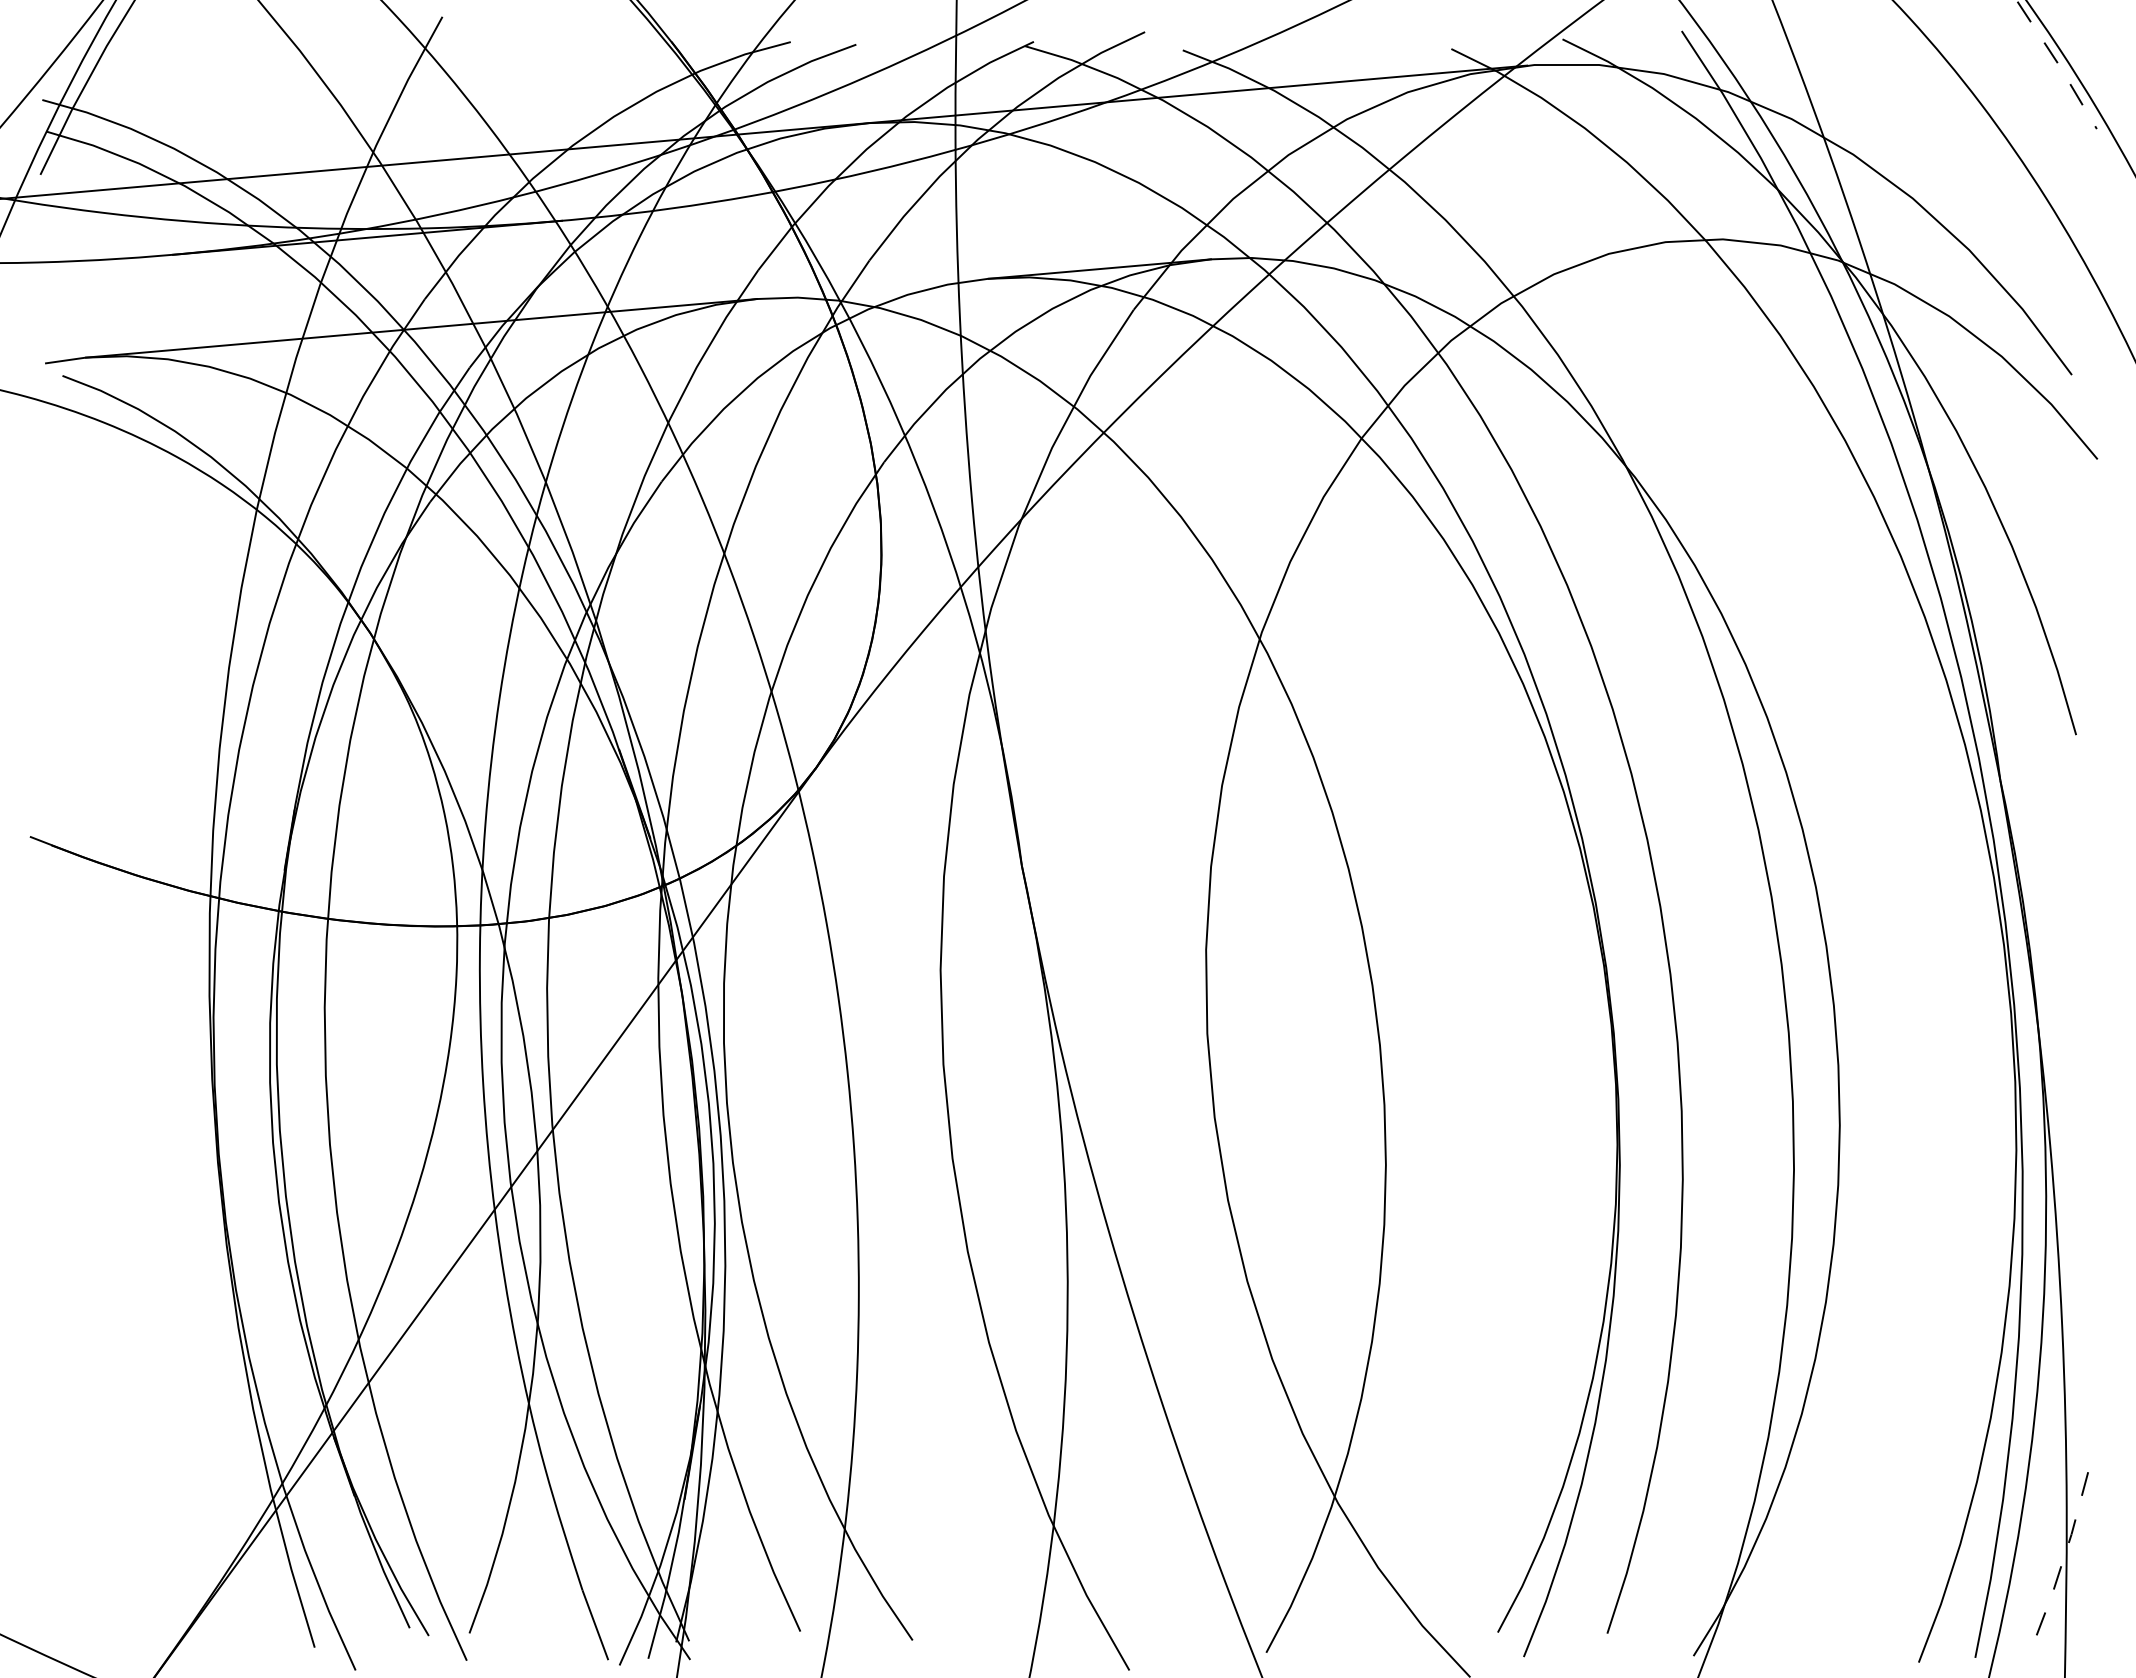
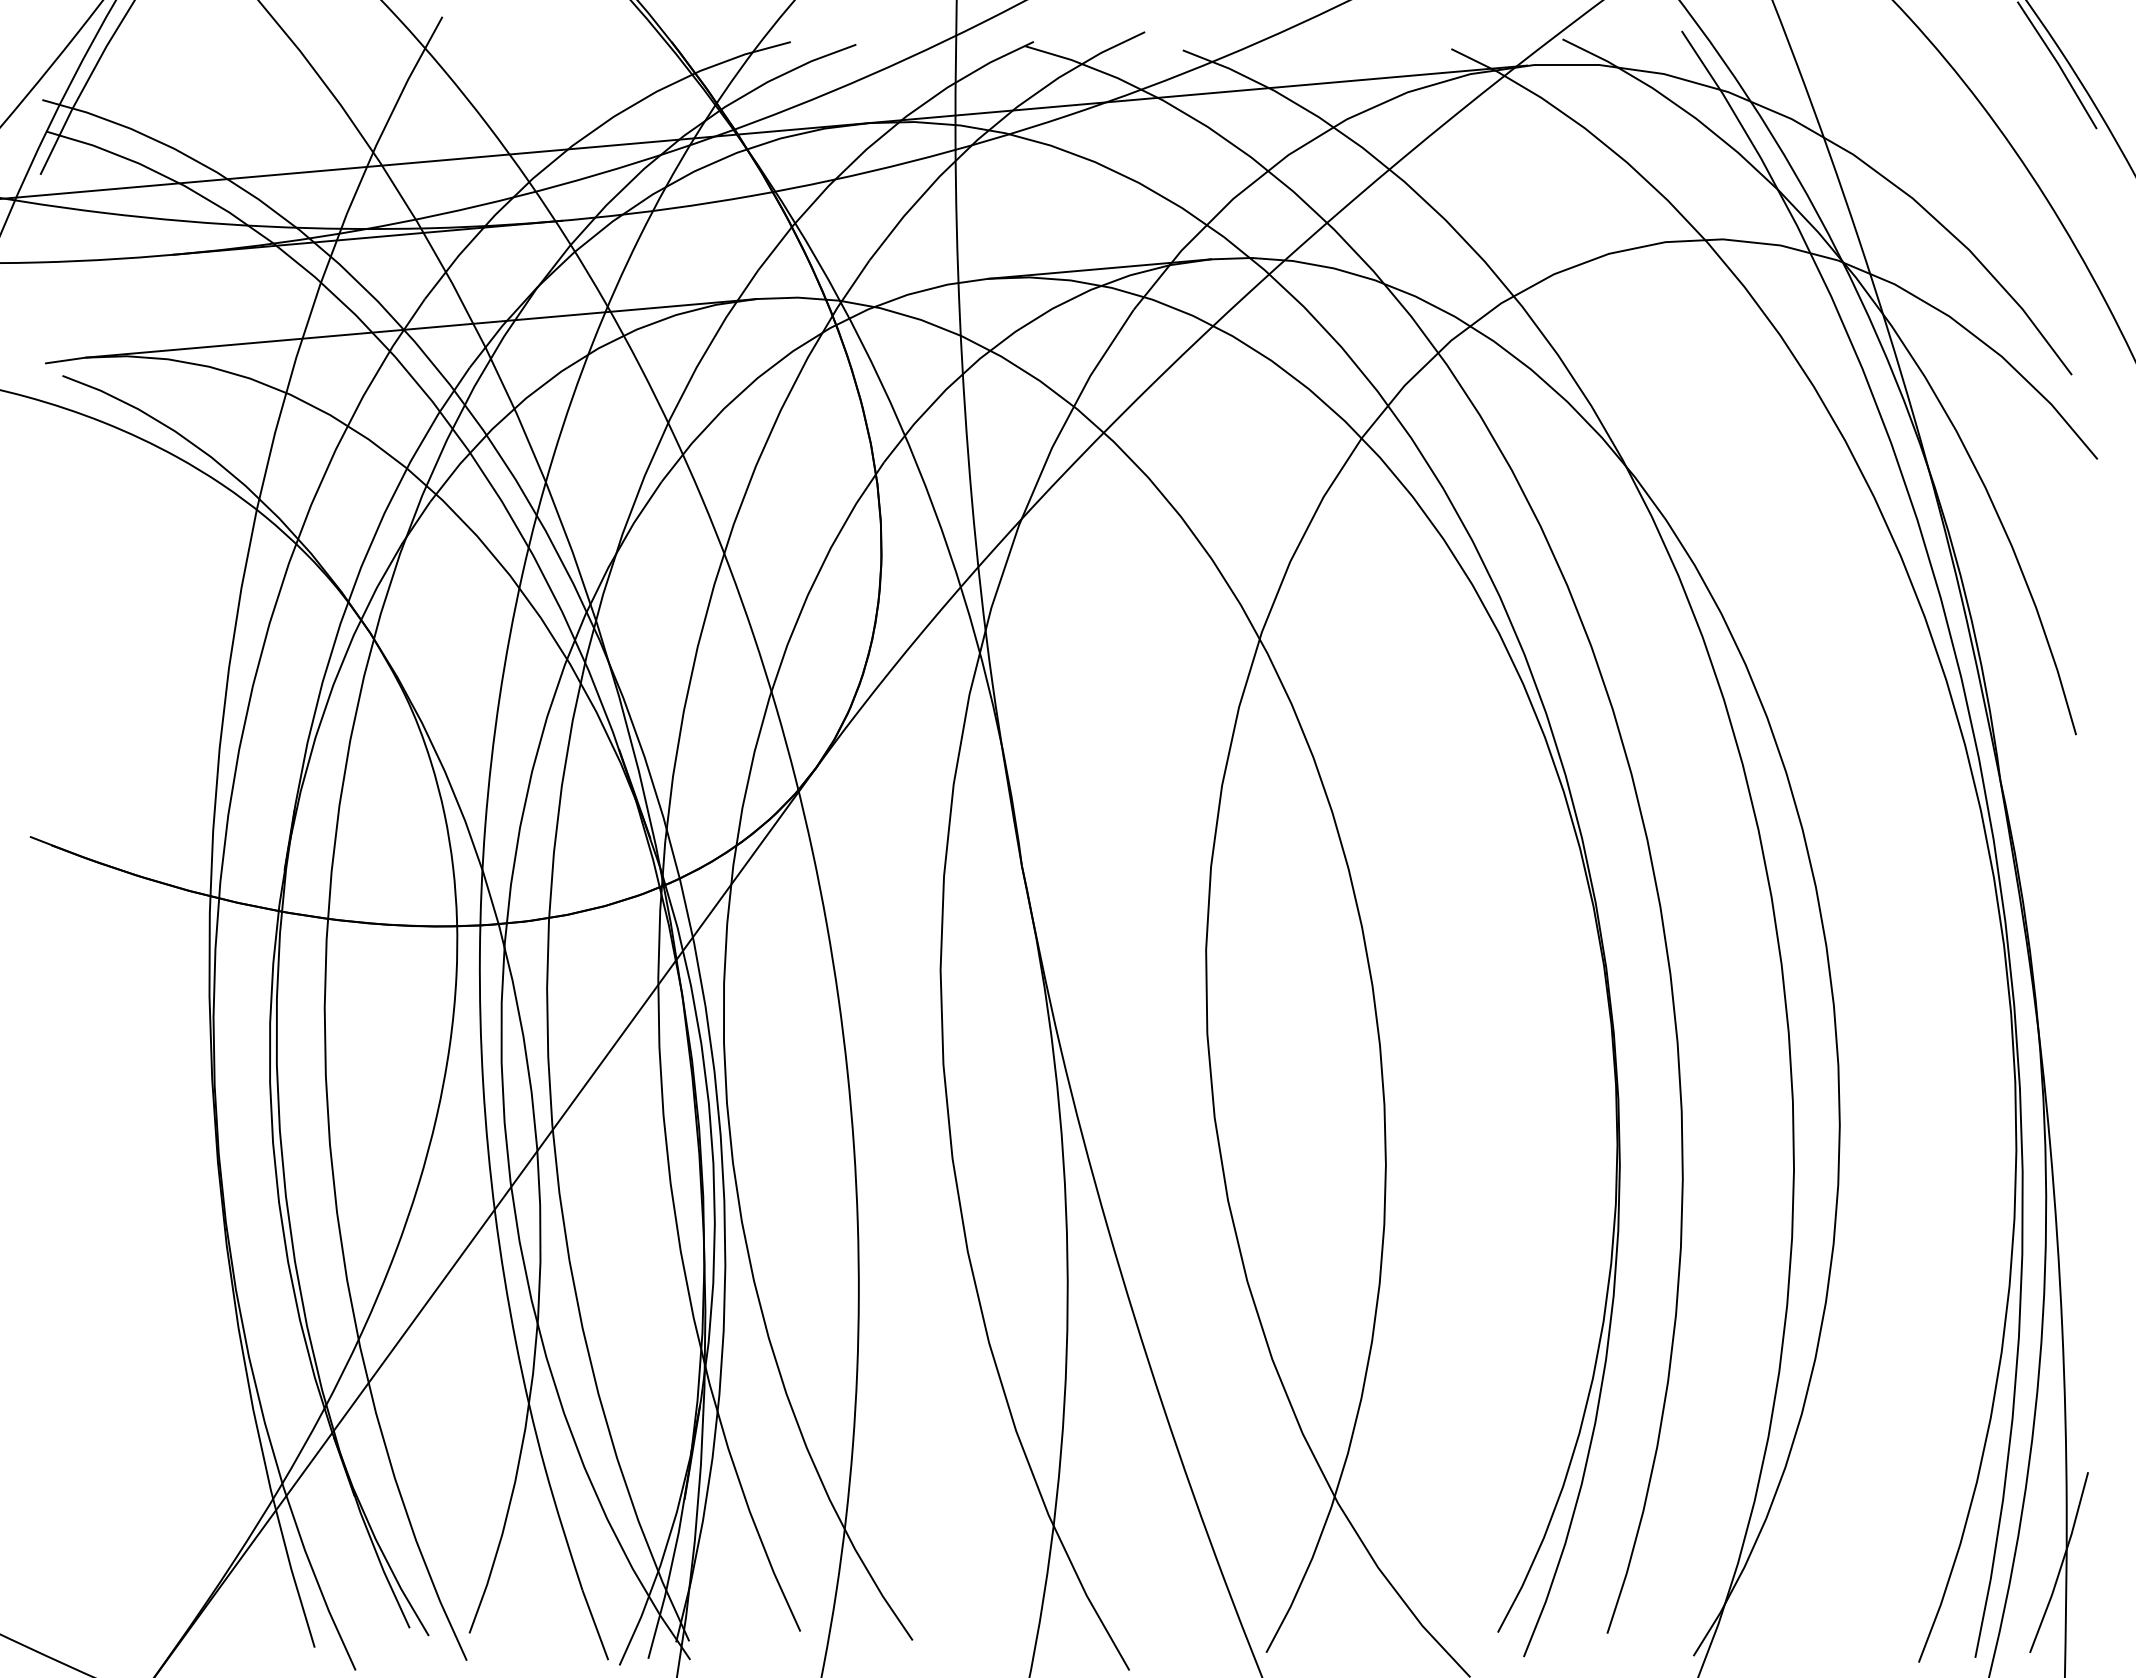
line: dashed -> solid (2058, 63)
line: dashed -> solid (2062, 1563)
